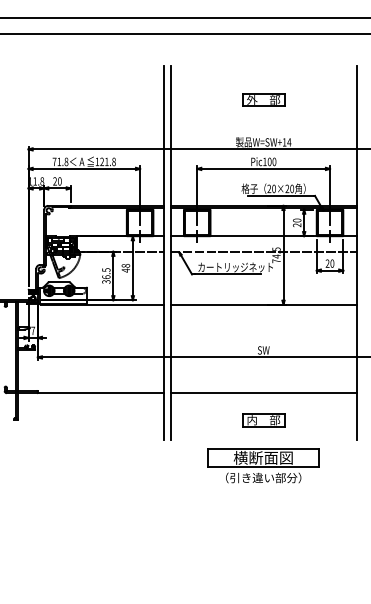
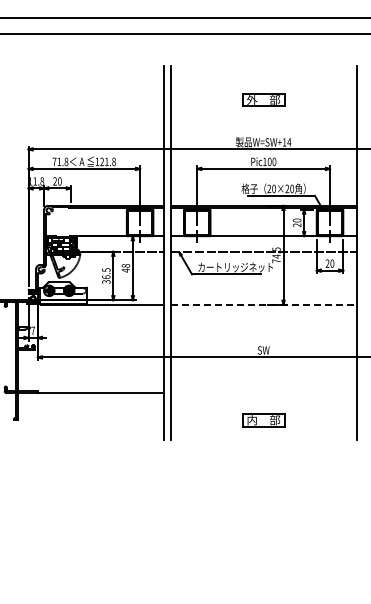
line: solid -> dashed (263, 304)
line: present -> none (263, 393)
part: present -> none (263, 465)
